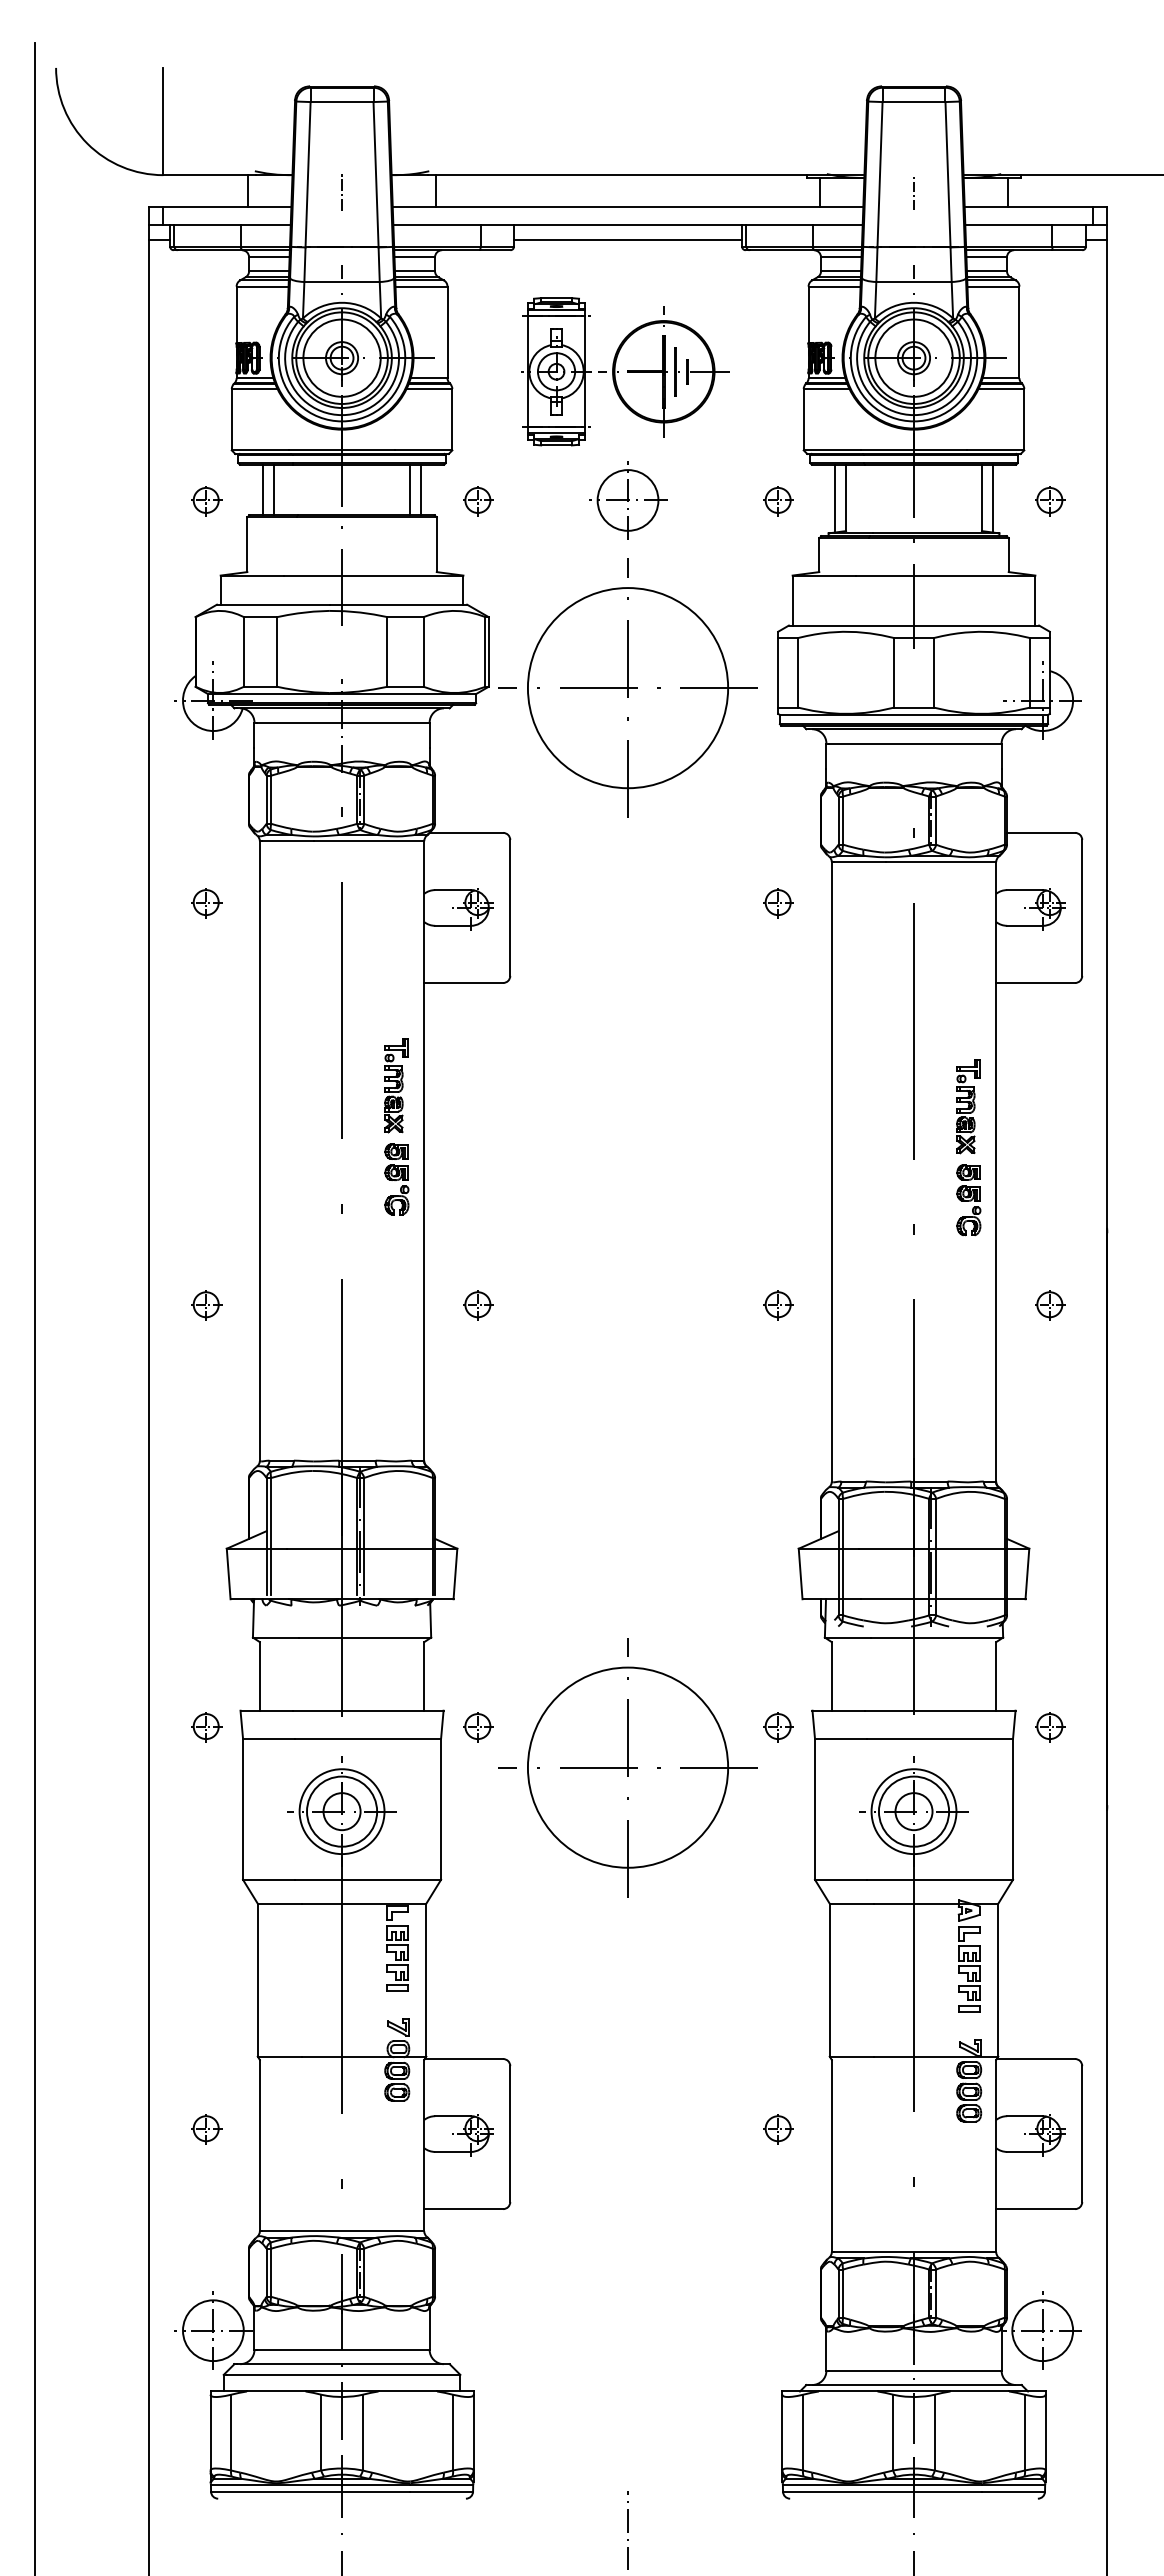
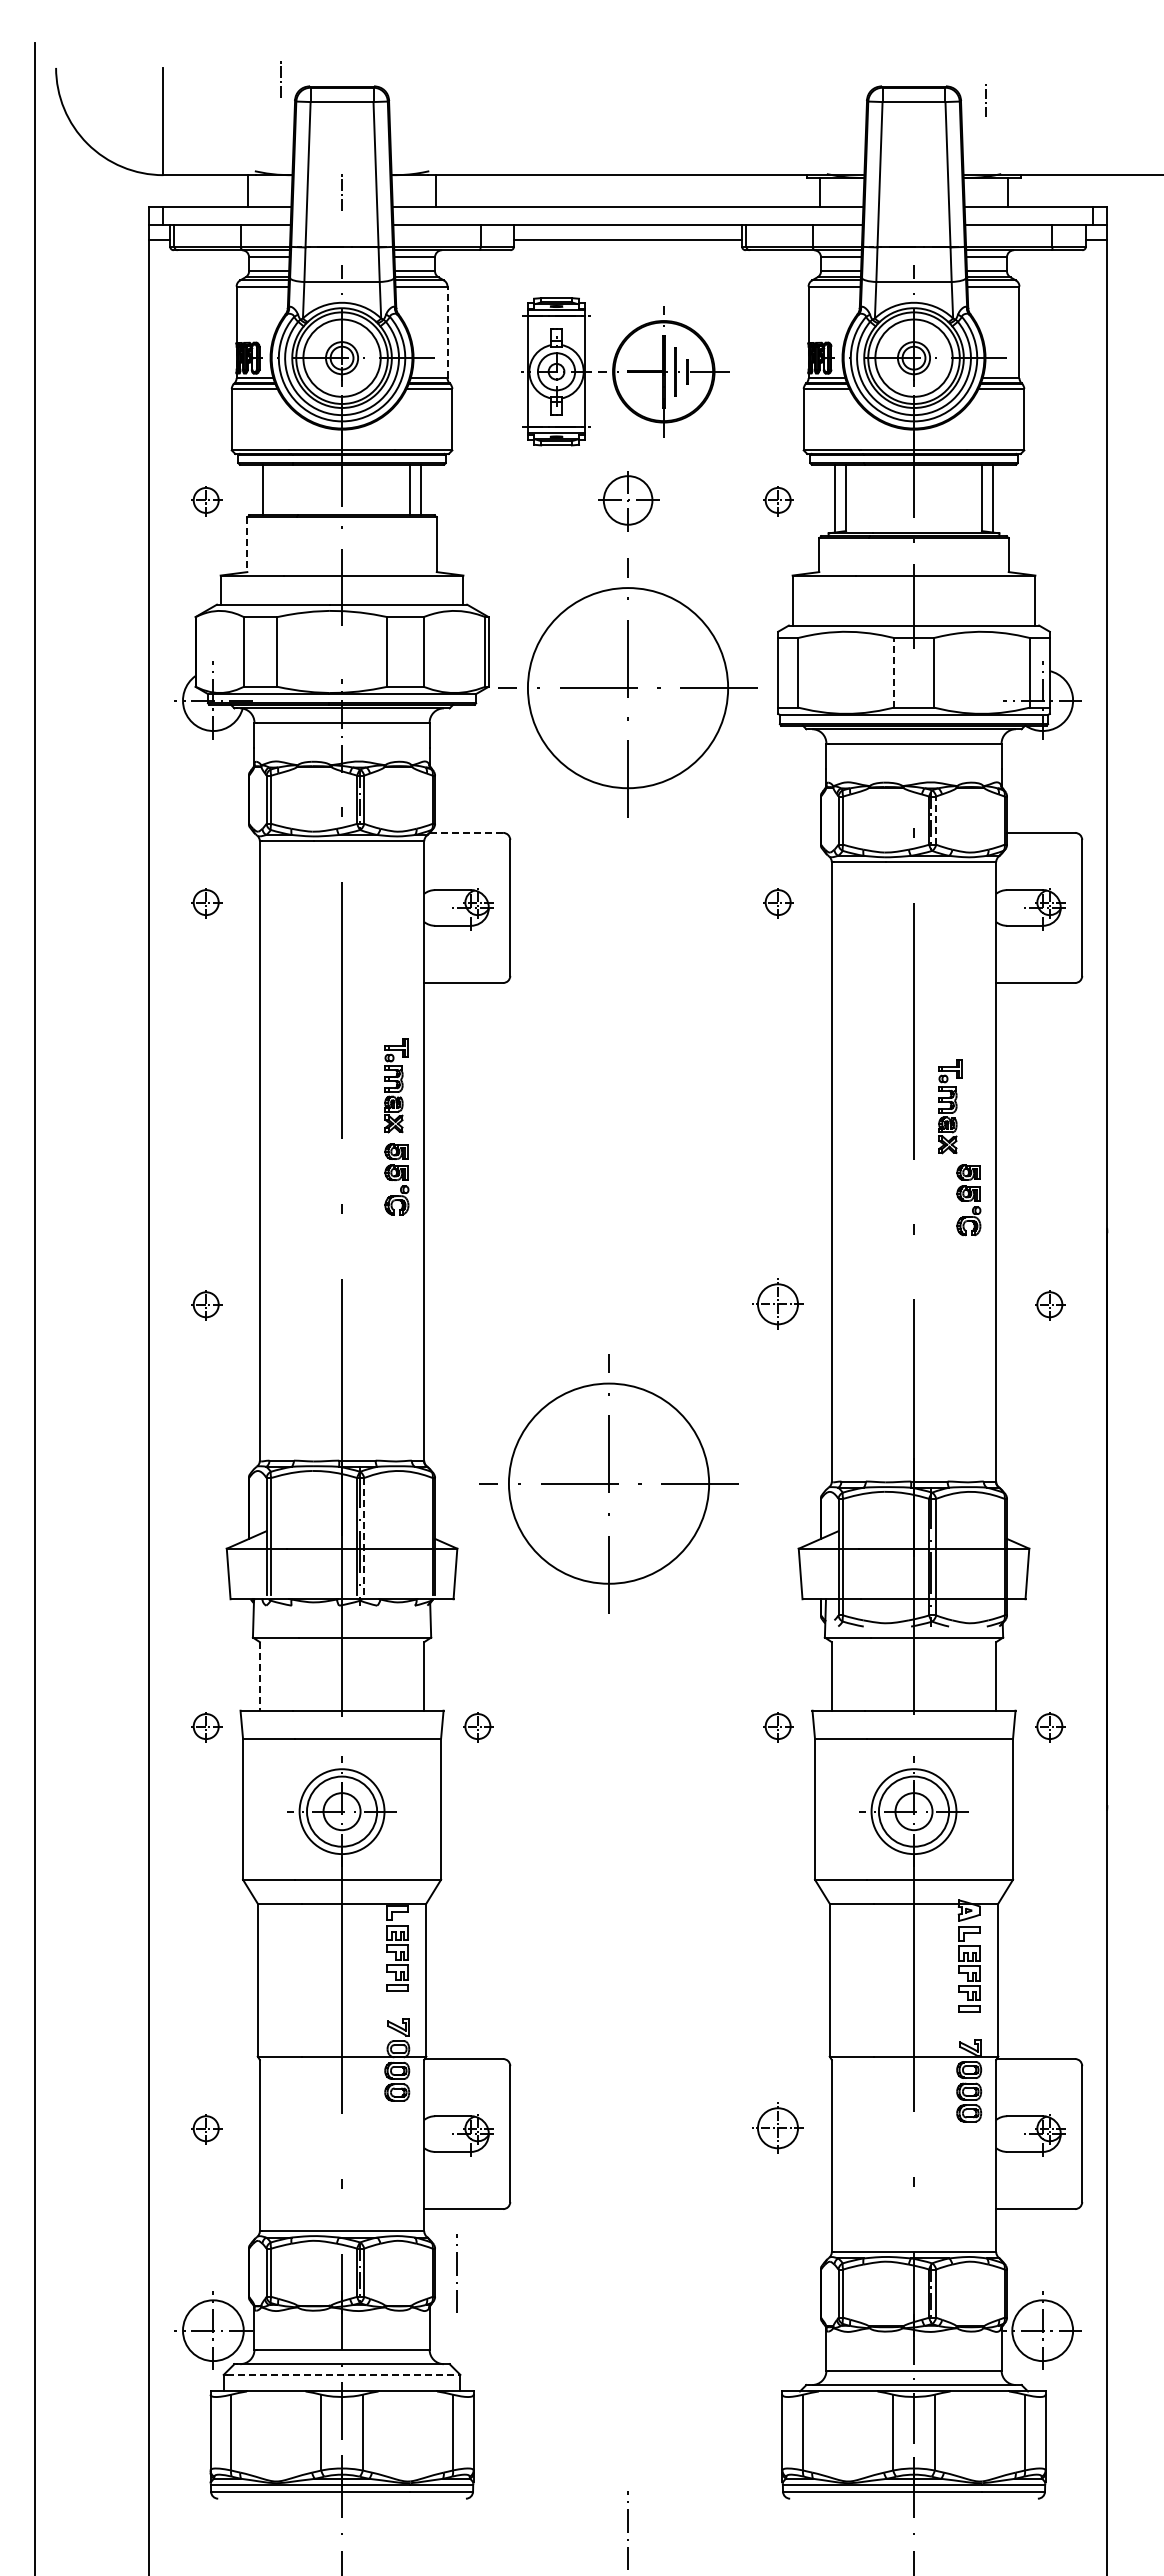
line: none -> present (280, 77)
line position: (913, 191) -> (985, 98) (985, 98)
line: solid -> dashed (447, 332)
line: present -> none (274, 489)
part size: 79x79 px -> 62x61 px (628, 501)
part: present -> none (478, 501)
part: present -> none (1050, 501)
line: solid -> dashed (247, 545)
line: solid -> dashed (893, 672)
line: solid -> dashed (936, 820)
line: solid -> dashed (466, 832)
part position: (968, 1106) -> (950, 1106) (950, 1106)
part: present -> none (478, 1305)
part size: 31x31 px -> 52x52 px (777, 1303)
line: solid -> dashed (364, 1535)
line: solid -> dashed (259, 1676)
part position: (627, 1767) -> (608, 1483) (608, 1483)
part size: 31x31 px -> 52x52 px (777, 2127)
line: none -> present (456, 2273)
line: solid -> dashed (343, 2374)
